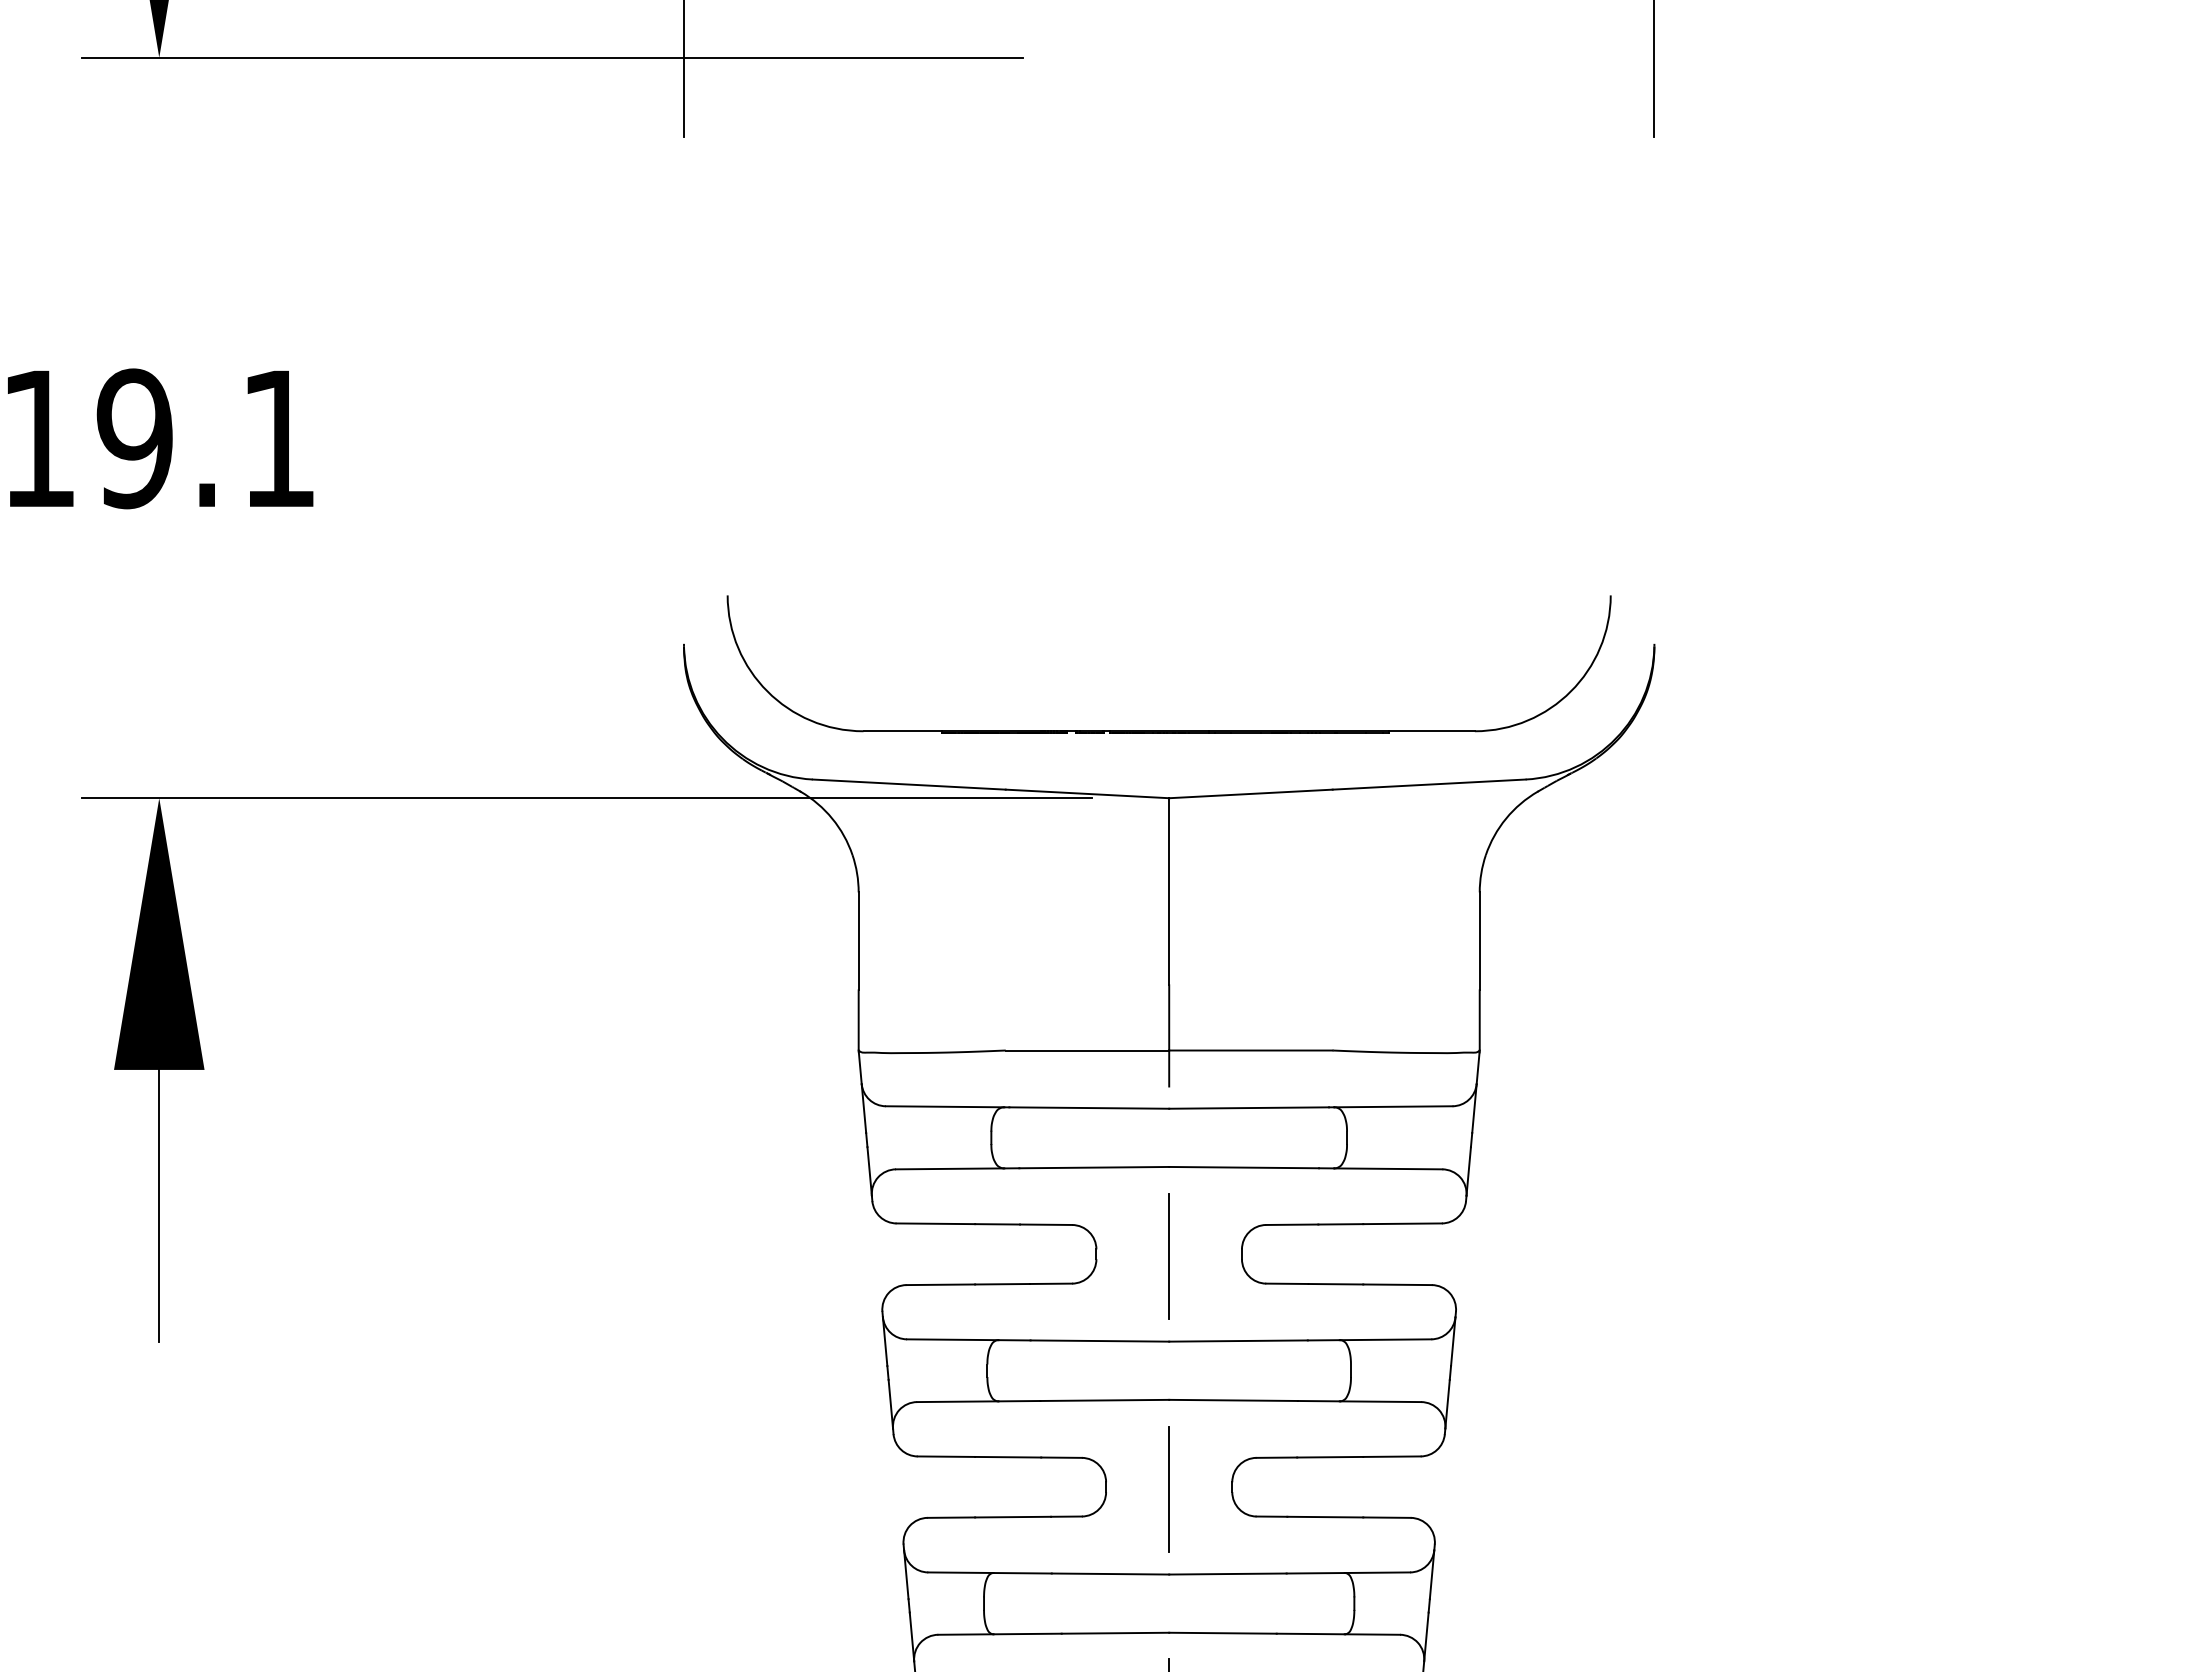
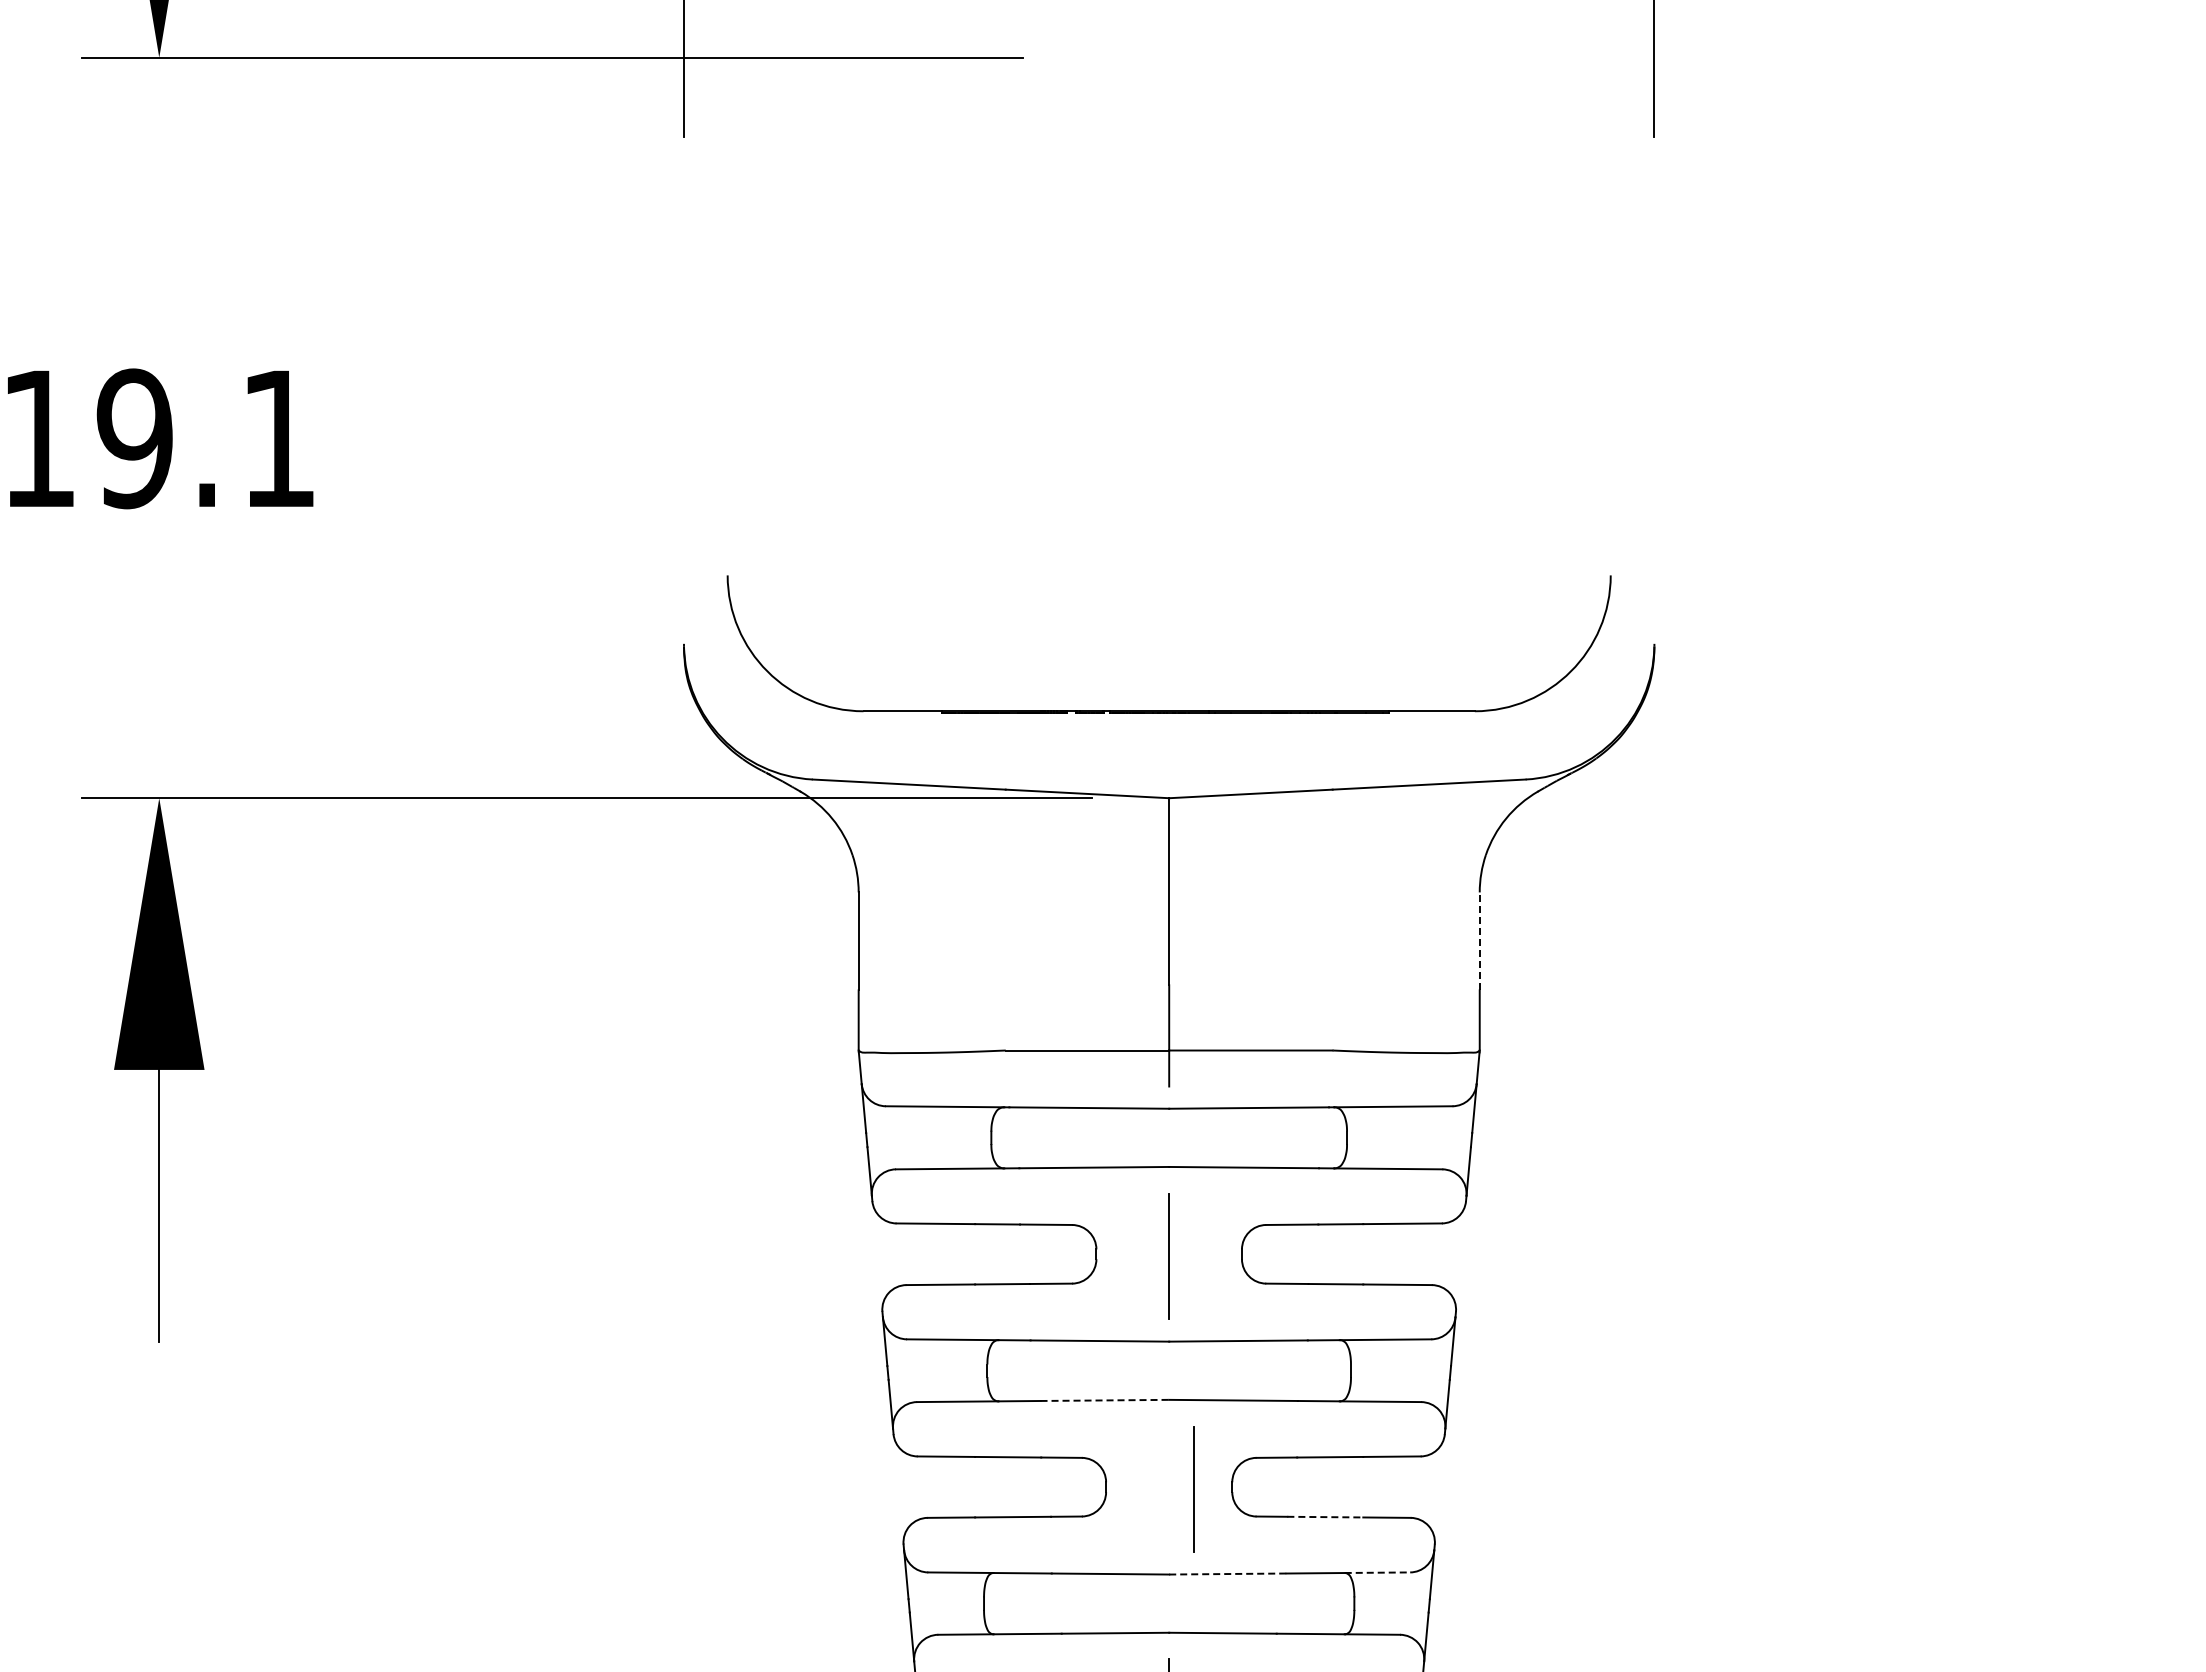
part position: (1168, 730) -> (1168, 710) (1168, 710)
line: solid -> dashed (1479, 941)
line: solid -> dashed (1105, 1400)
line position: (1168, 1489) -> (1193, 1489) (1193, 1489)
line: solid -> dashed (1325, 1517)
line: solid -> dashed (1377, 1572)
line: solid -> dashed (1227, 1574)
